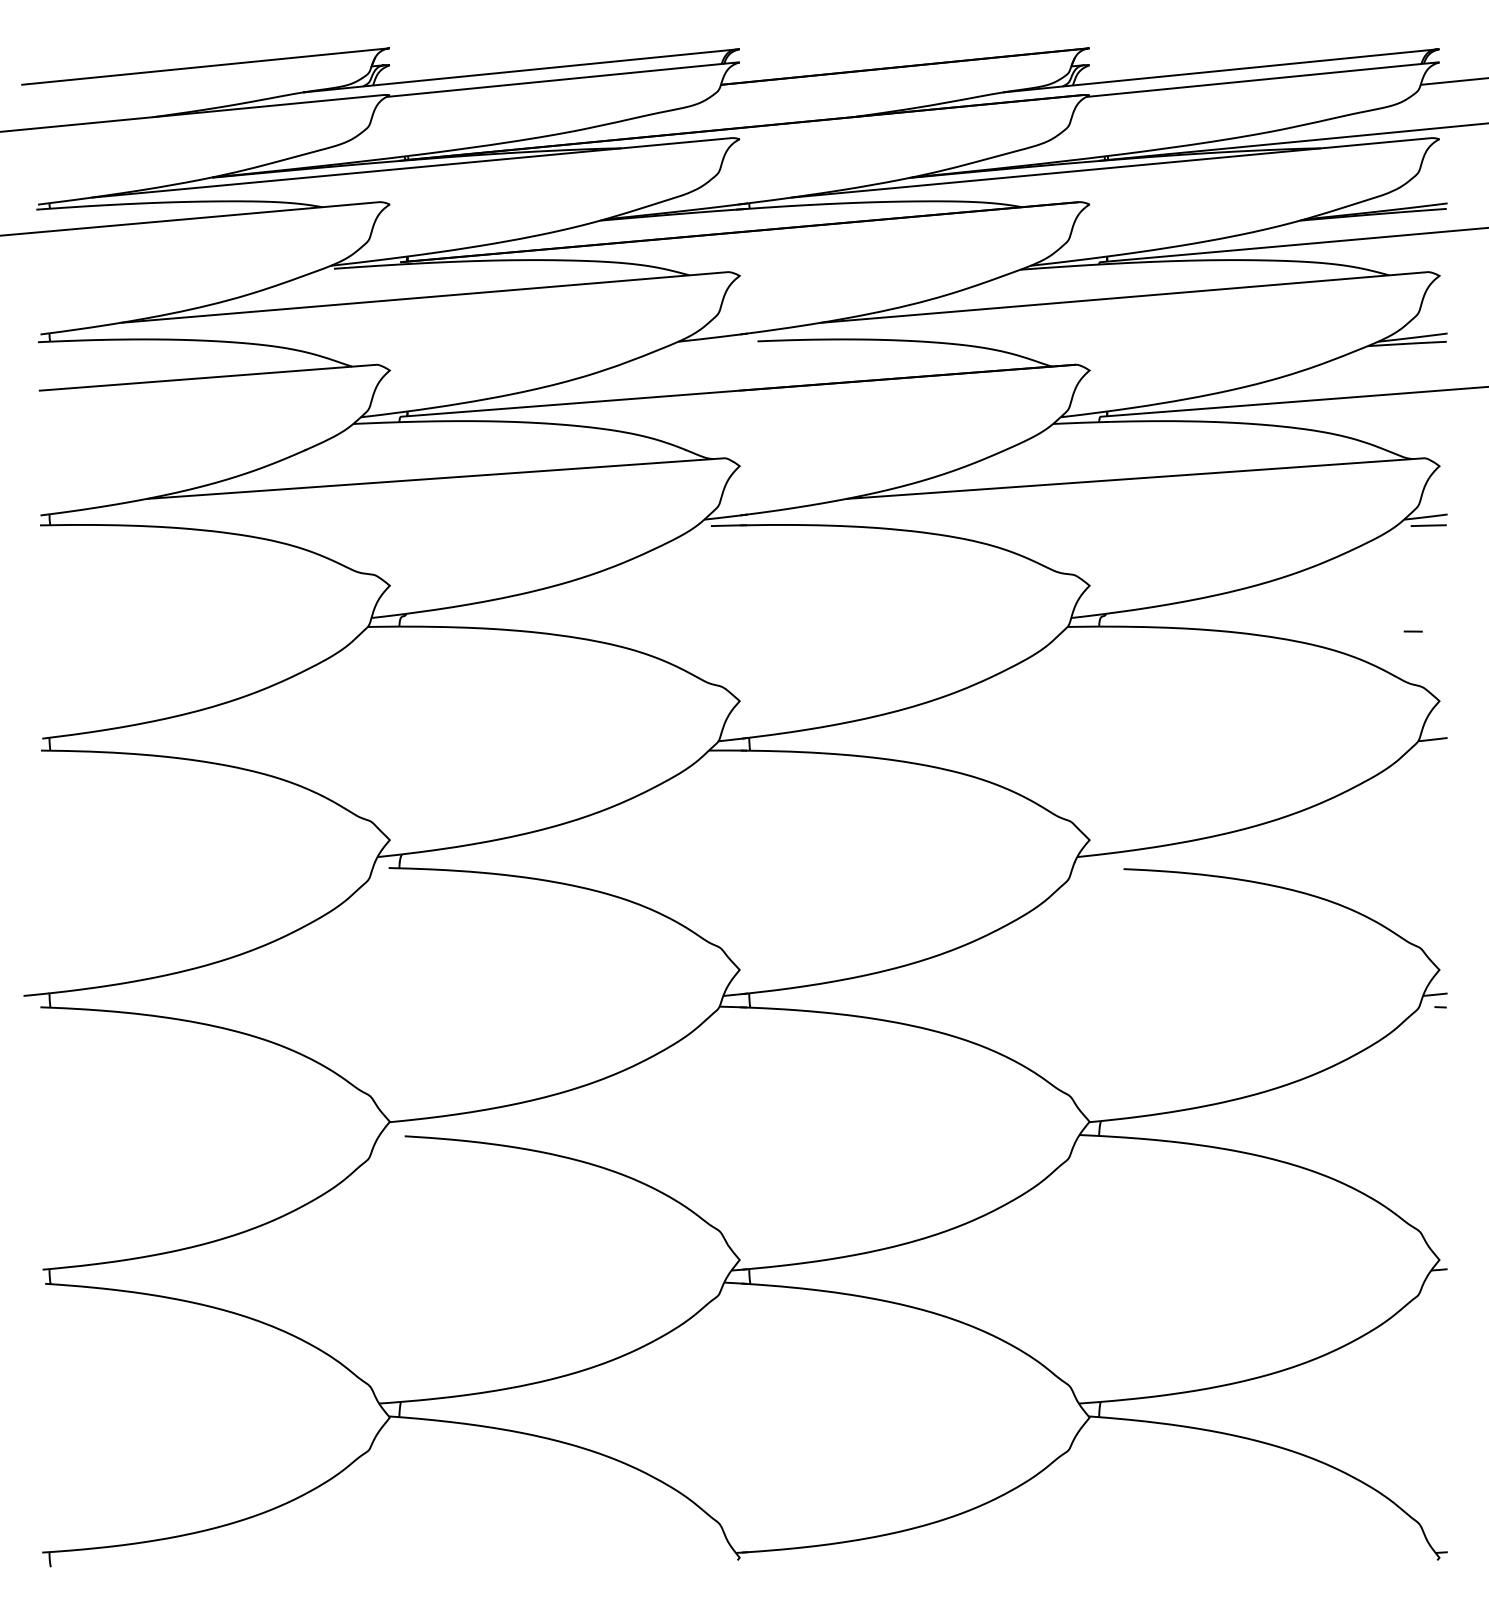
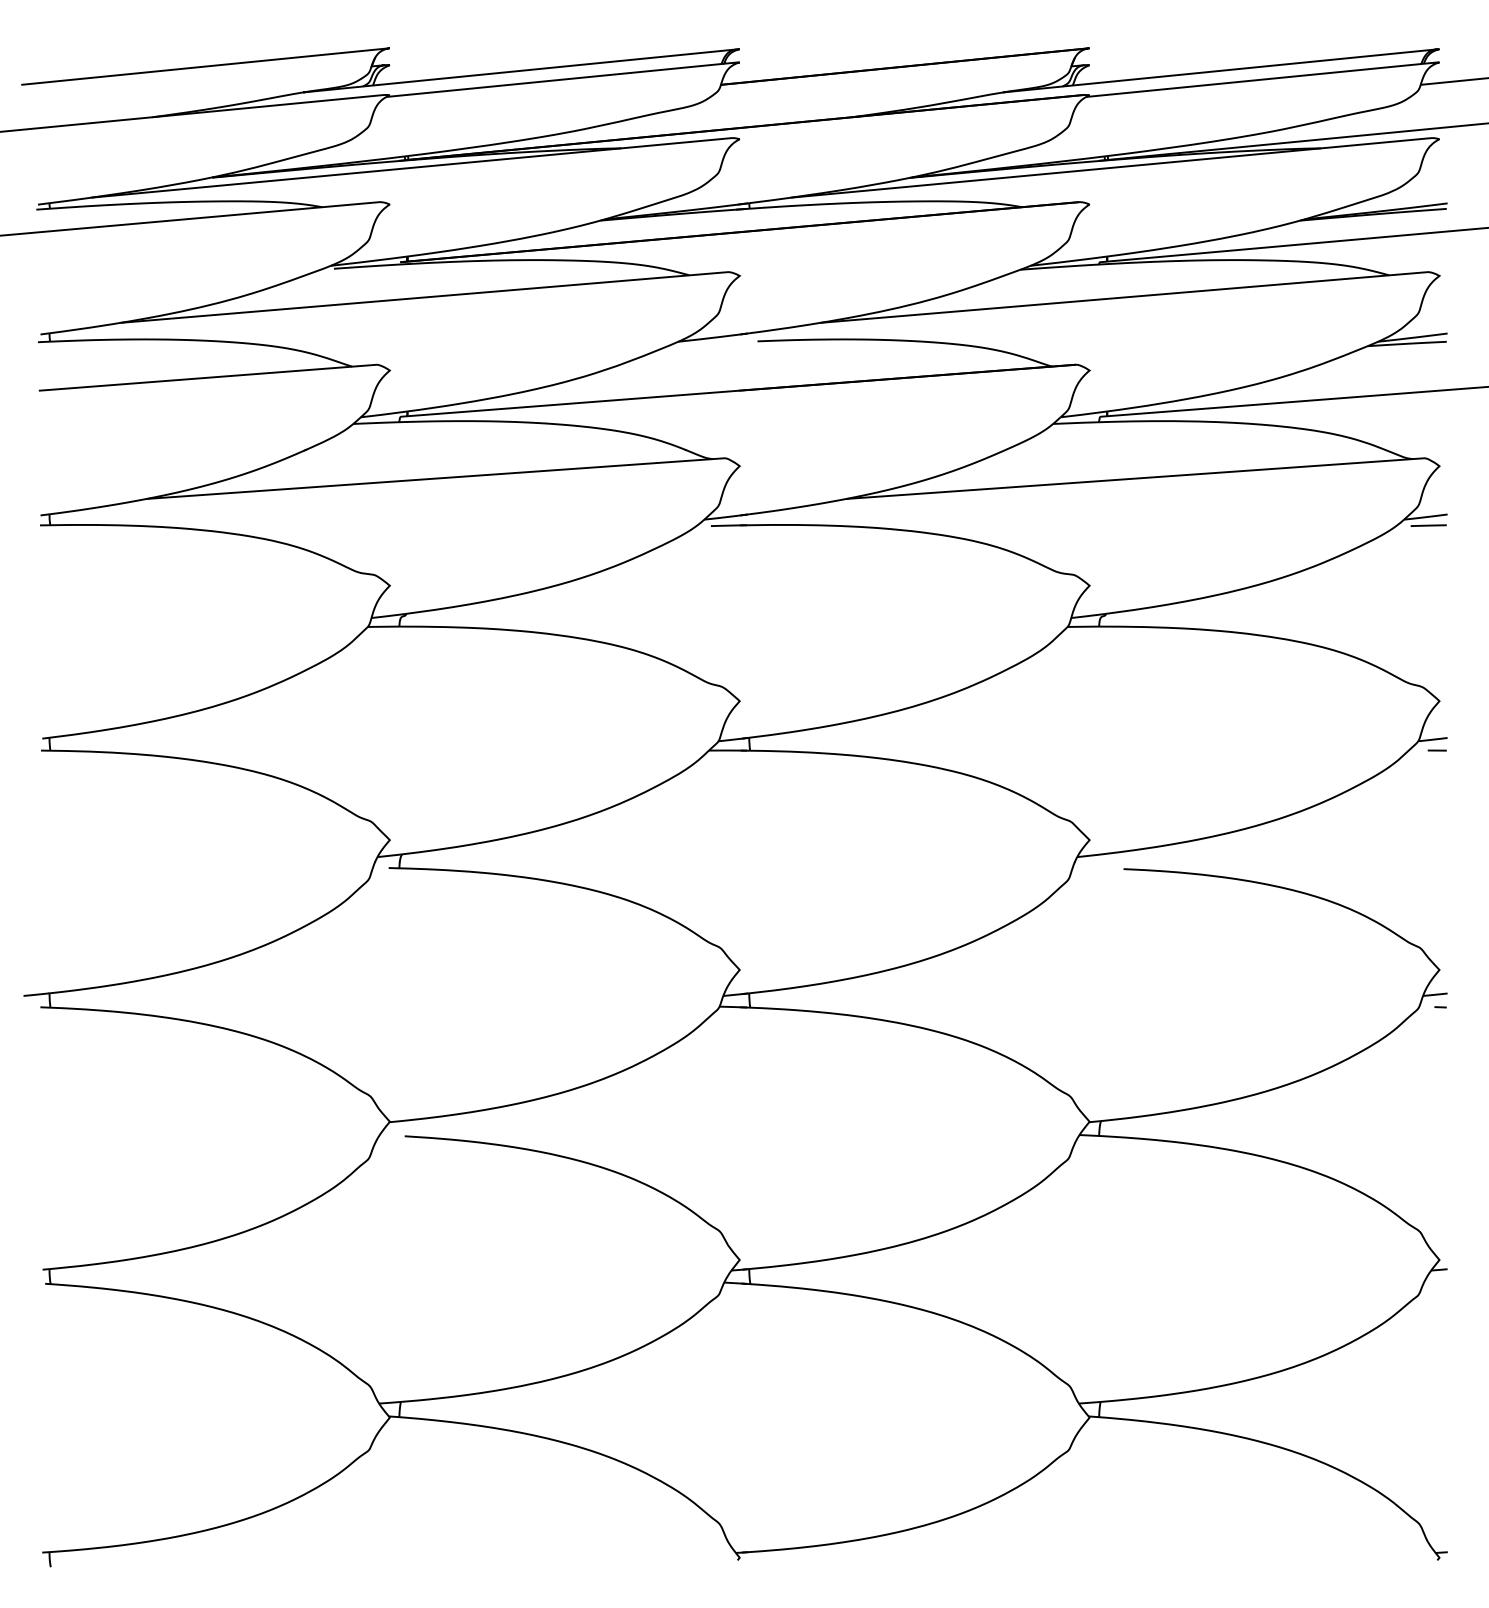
line position: (1412, 631) -> (1436, 750) (1436, 750)
